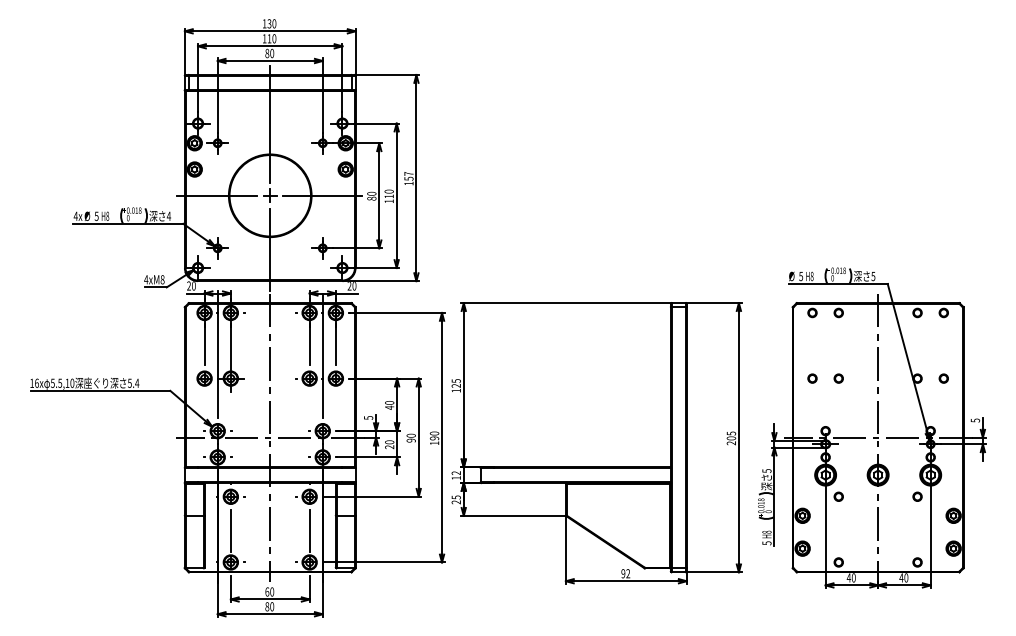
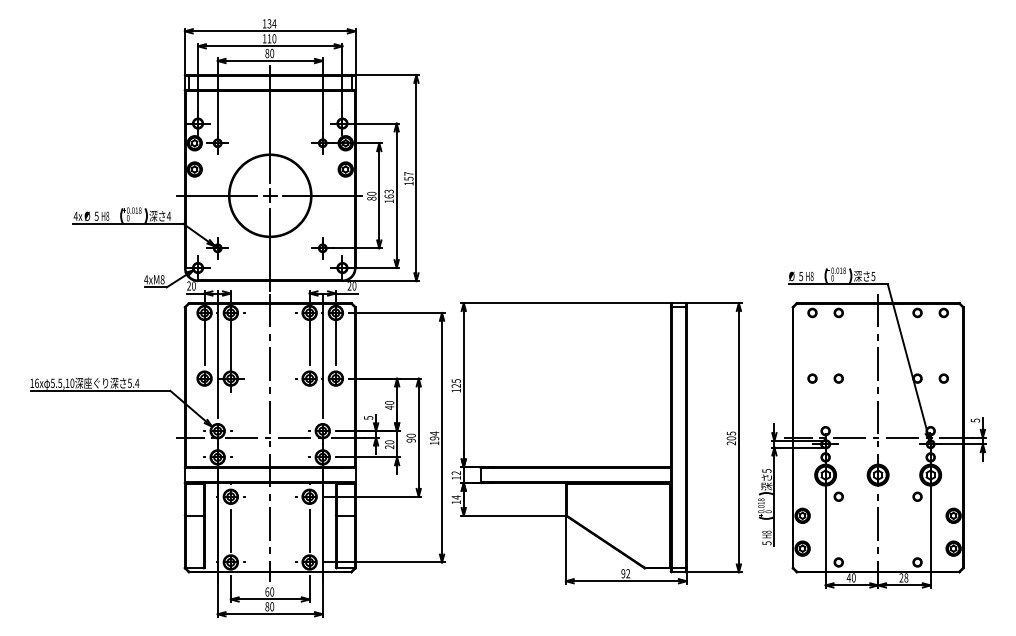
text: 130 -> 134 (274, 23)
text: 110 -> 163 (388, 193)
text: 190 -> 194 (434, 433)
text: 25 -> 14 (455, 499)
text: 40 -> 28 (903, 577)
